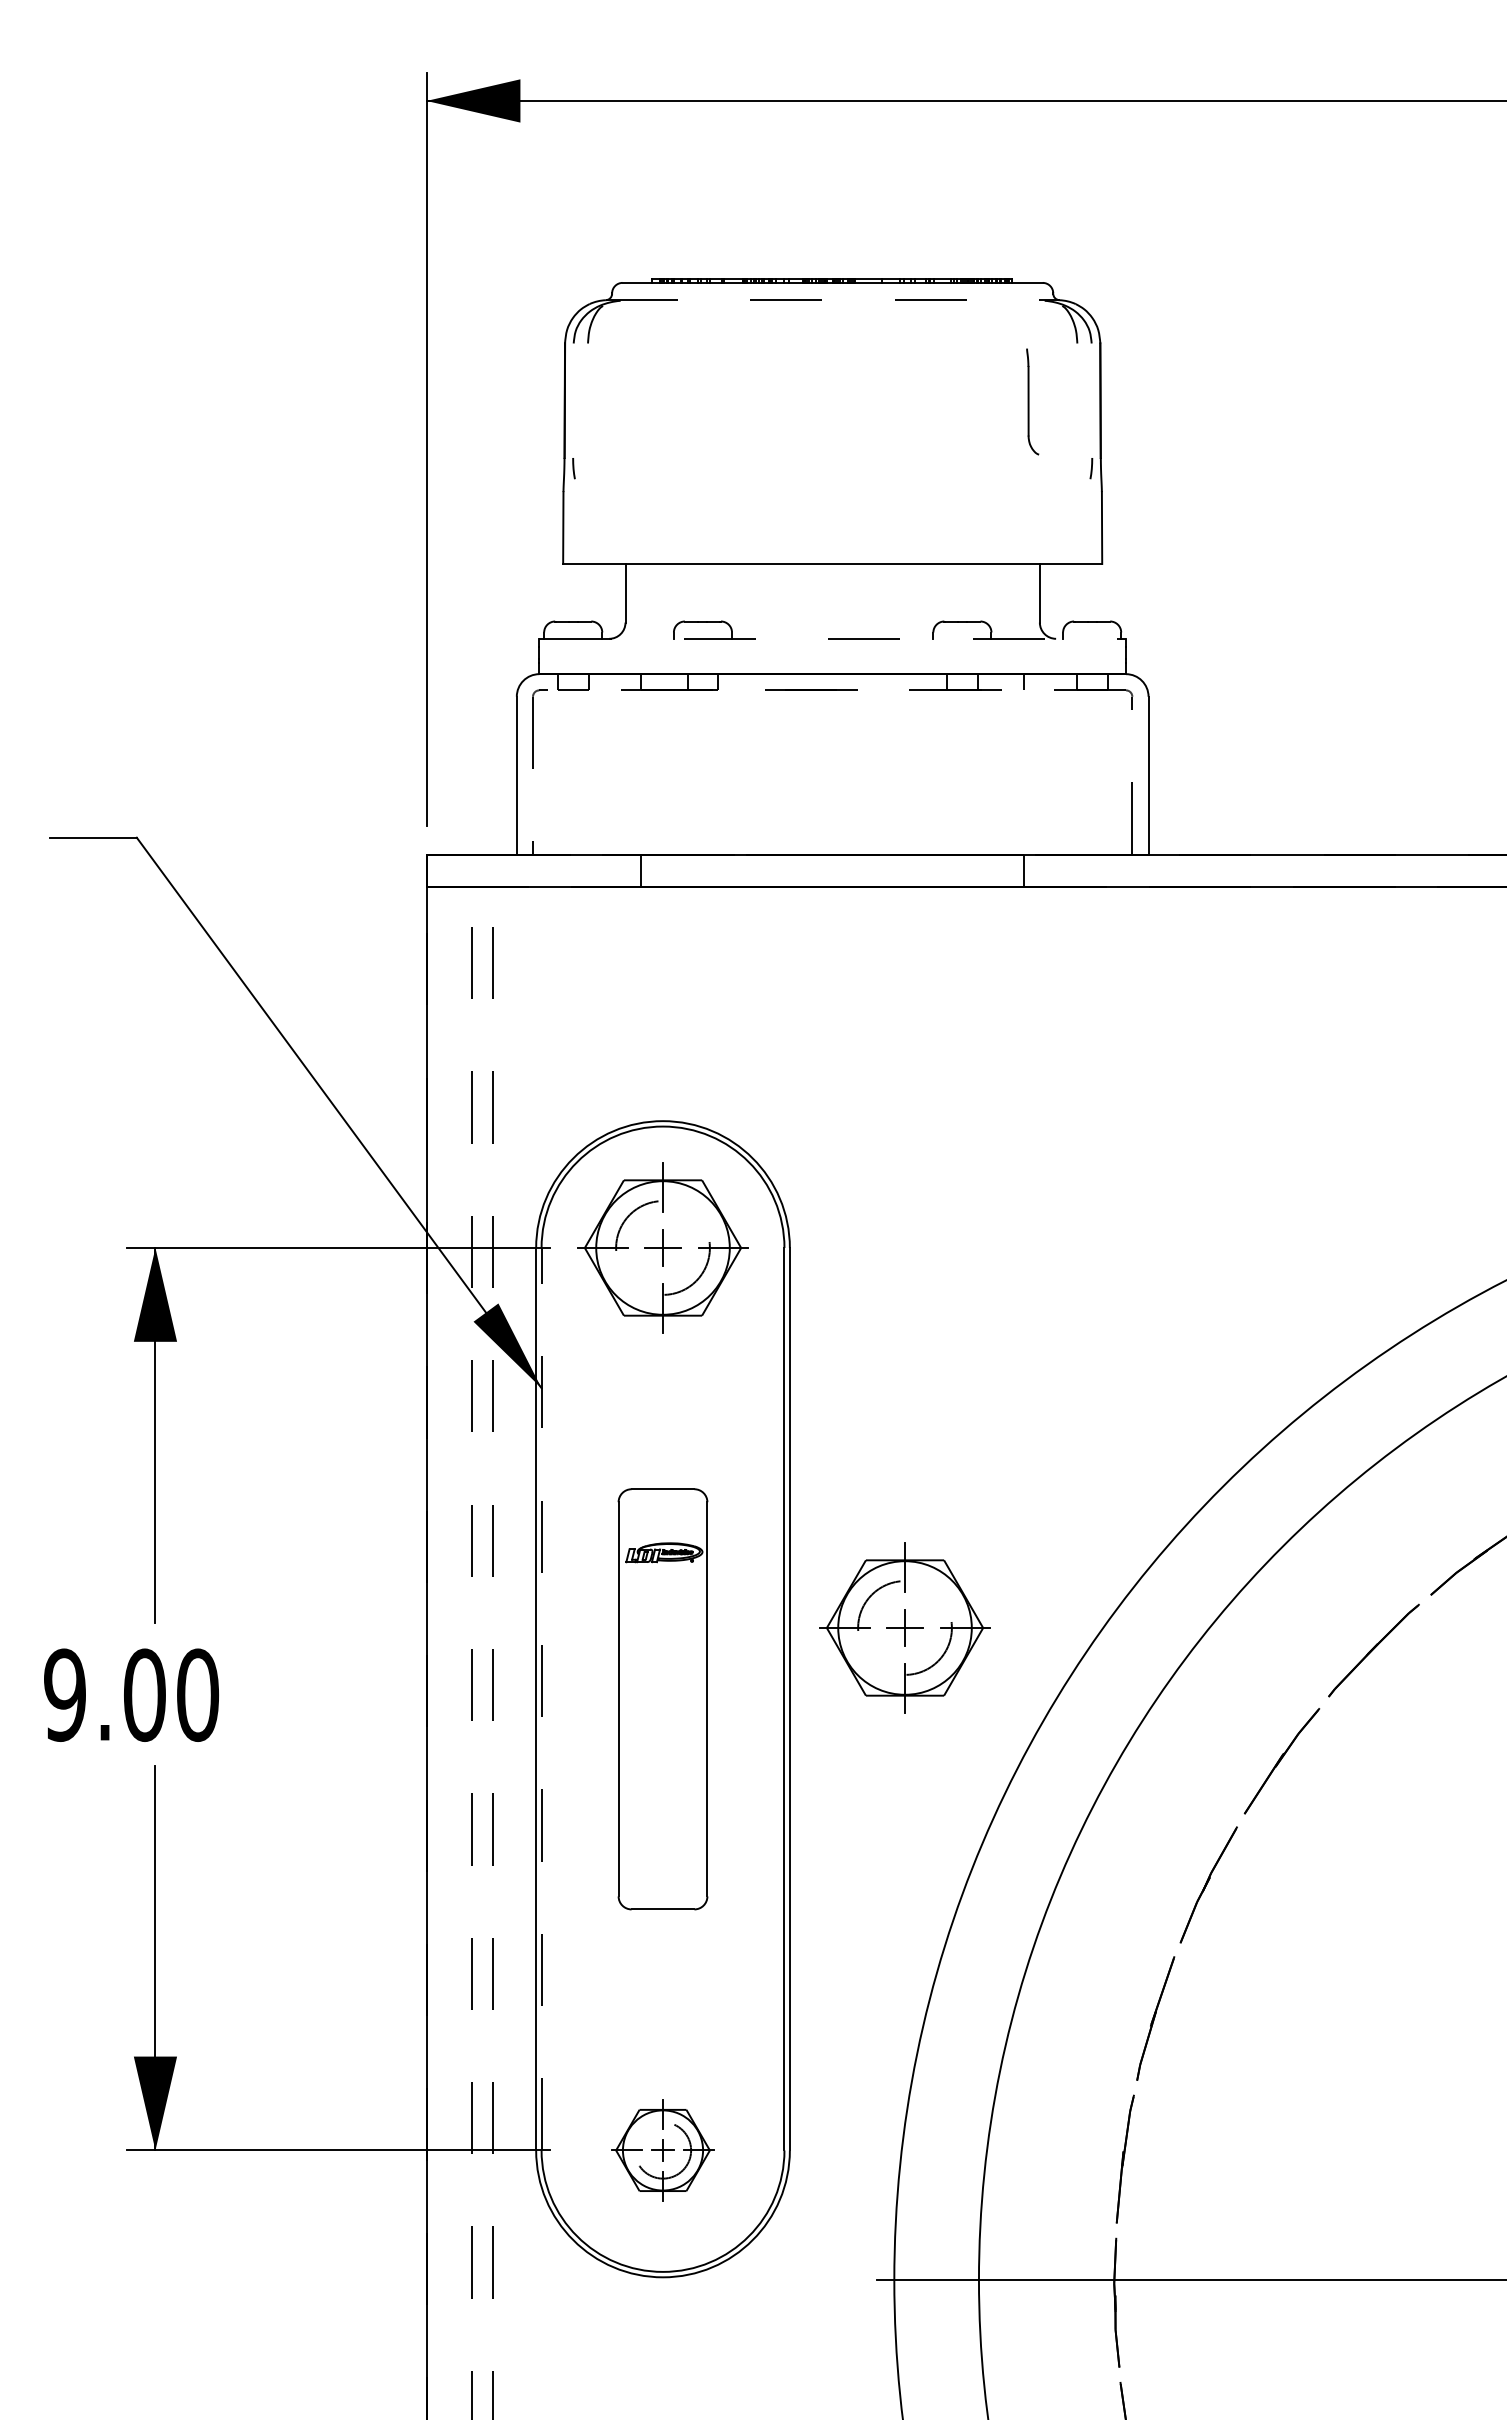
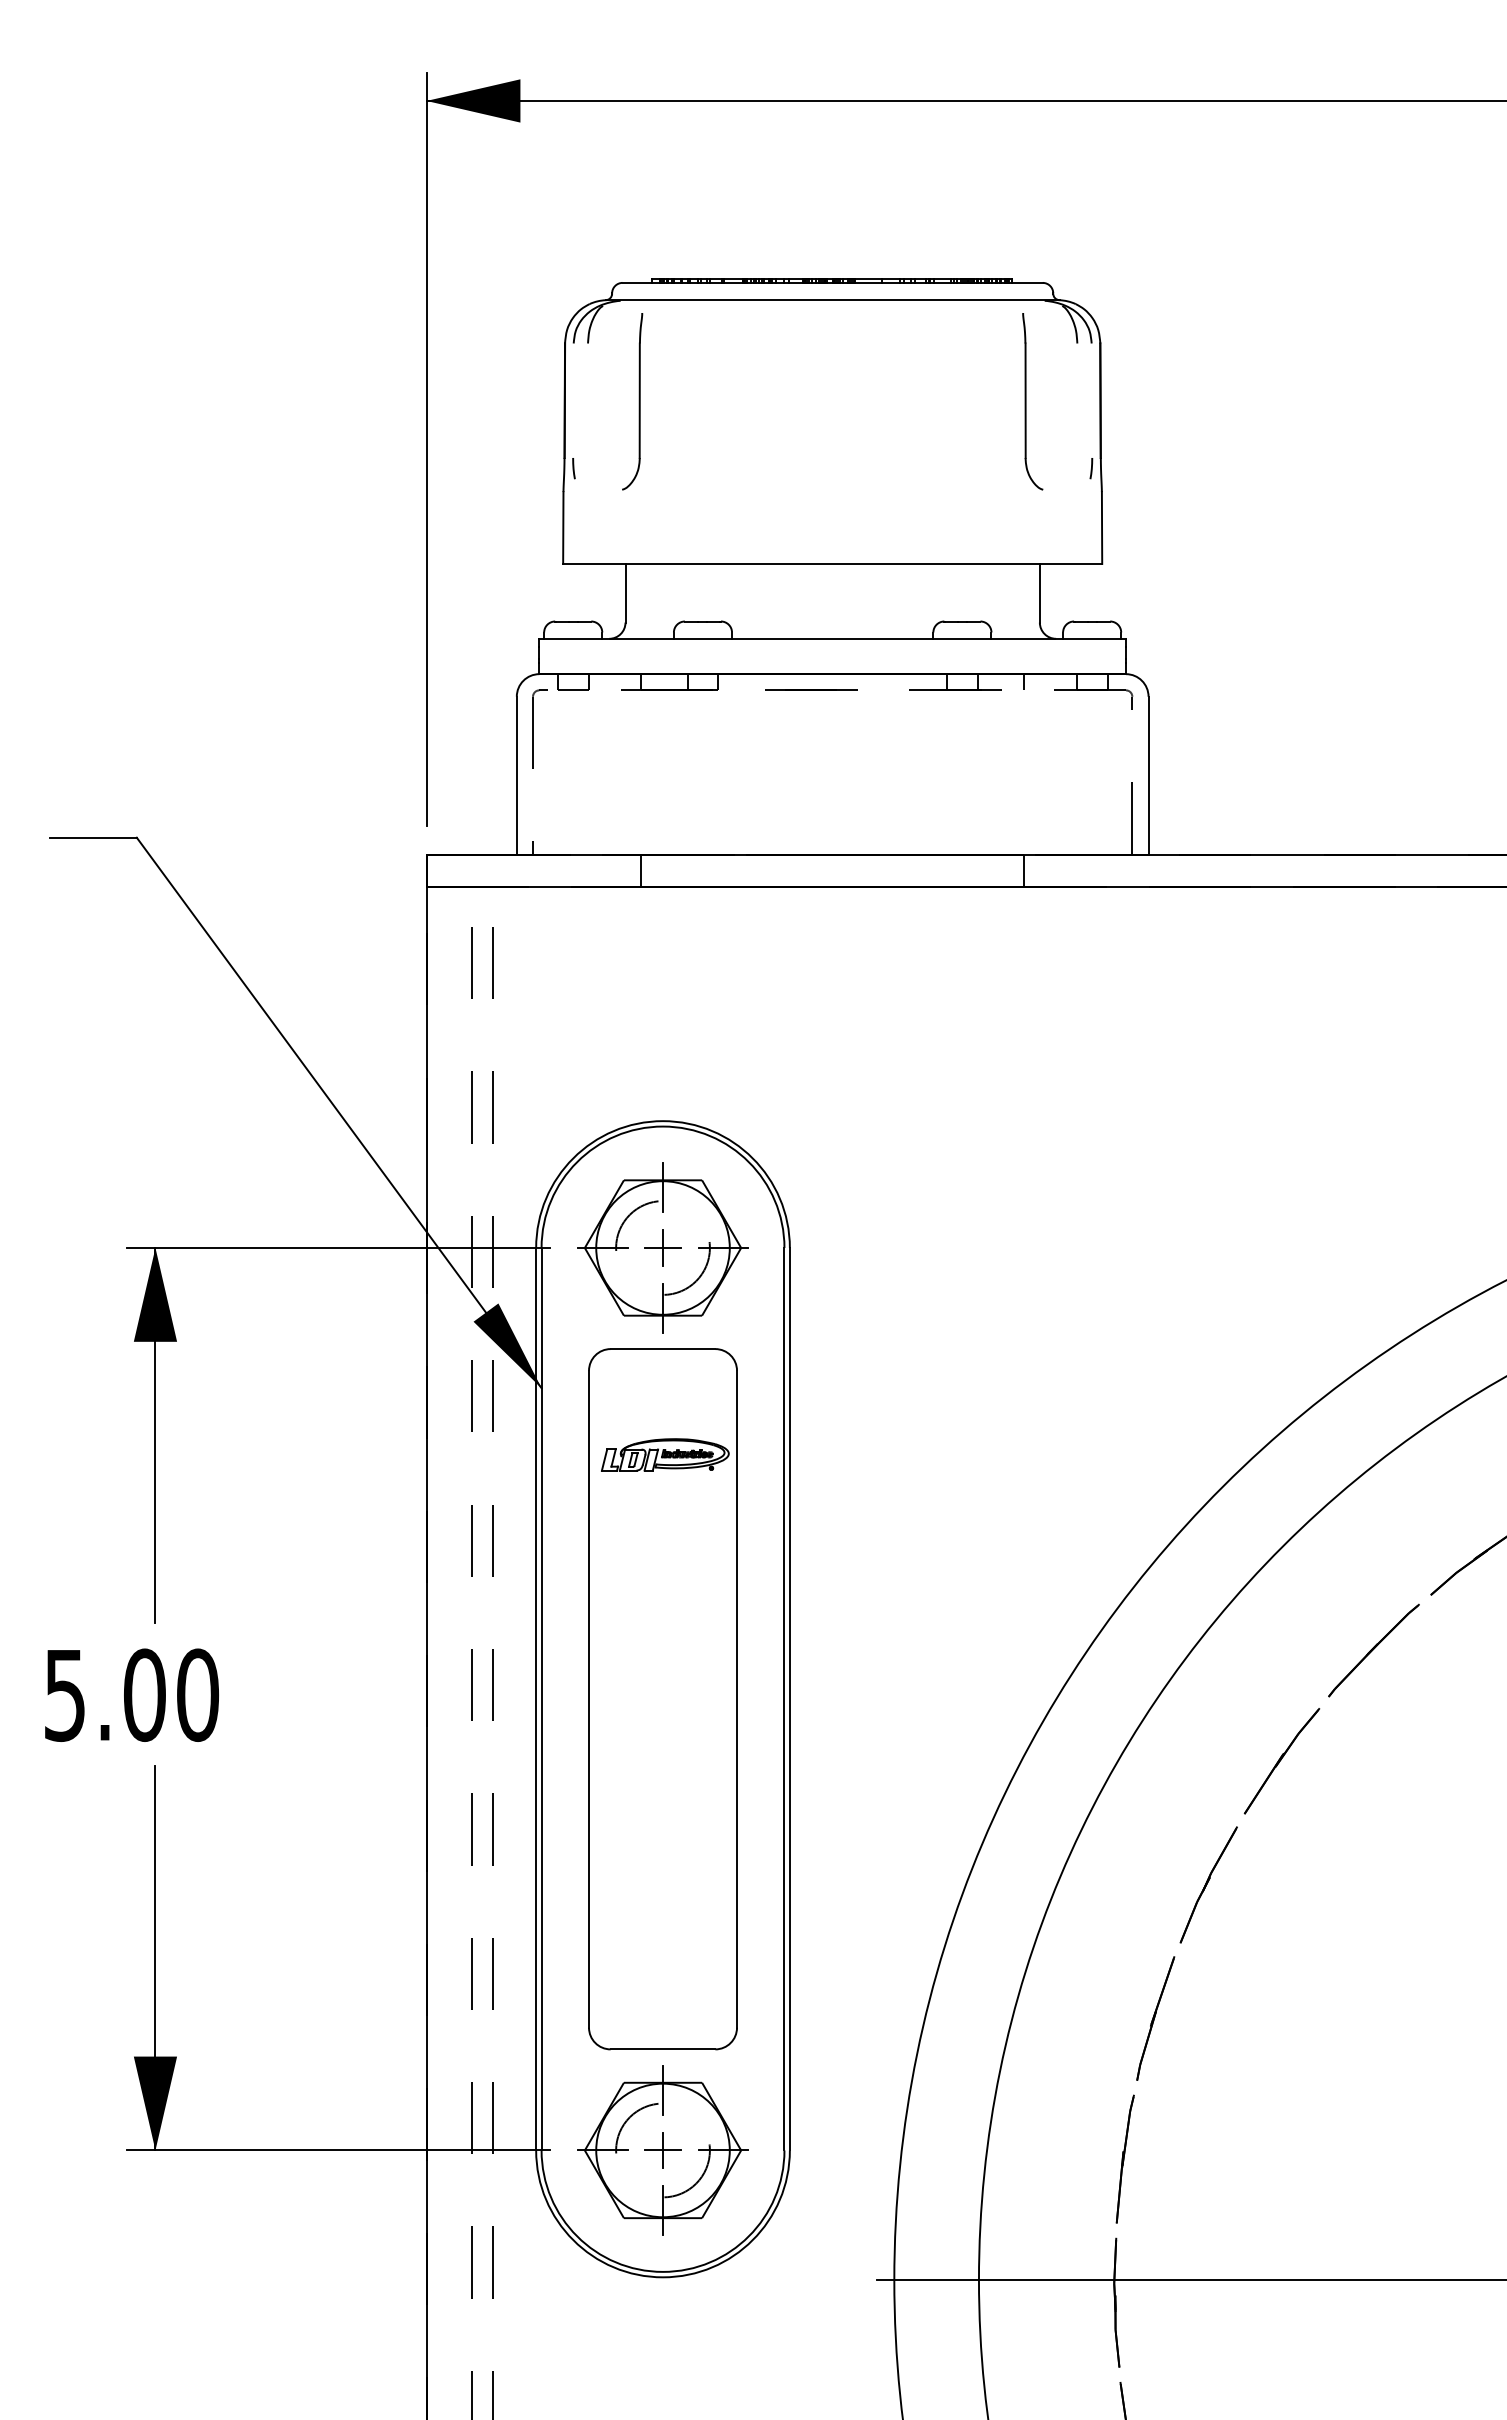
line: dashed -> solid (832, 300)
part: none -> present (632, 401)
part size: 14x108 px -> 22x178 px (1032, 401)
line: dashed -> solid (833, 638)
part: present -> none (904, 1627)
text: 9.00 -> 5.00 (64, 1694)
line: dashed -> solid (541, 1698)
part size: 92x423 px -> 150x703 px (662, 1699)
part size: 104x103 px -> 172x171 px (662, 2150)
